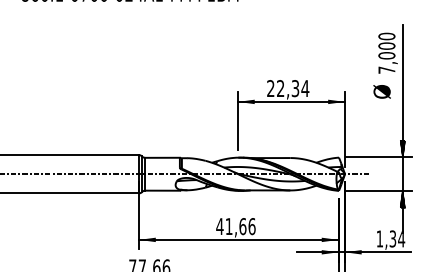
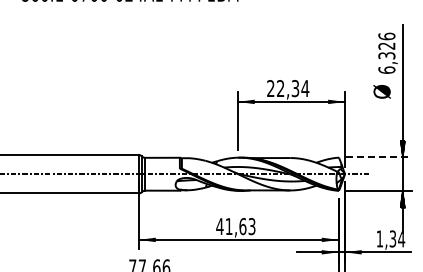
text: 7,000 -> 6,326 (386, 52)
line: solid -> dashed (379, 157)
text: 41,66 -> 41,63 (251, 226)
